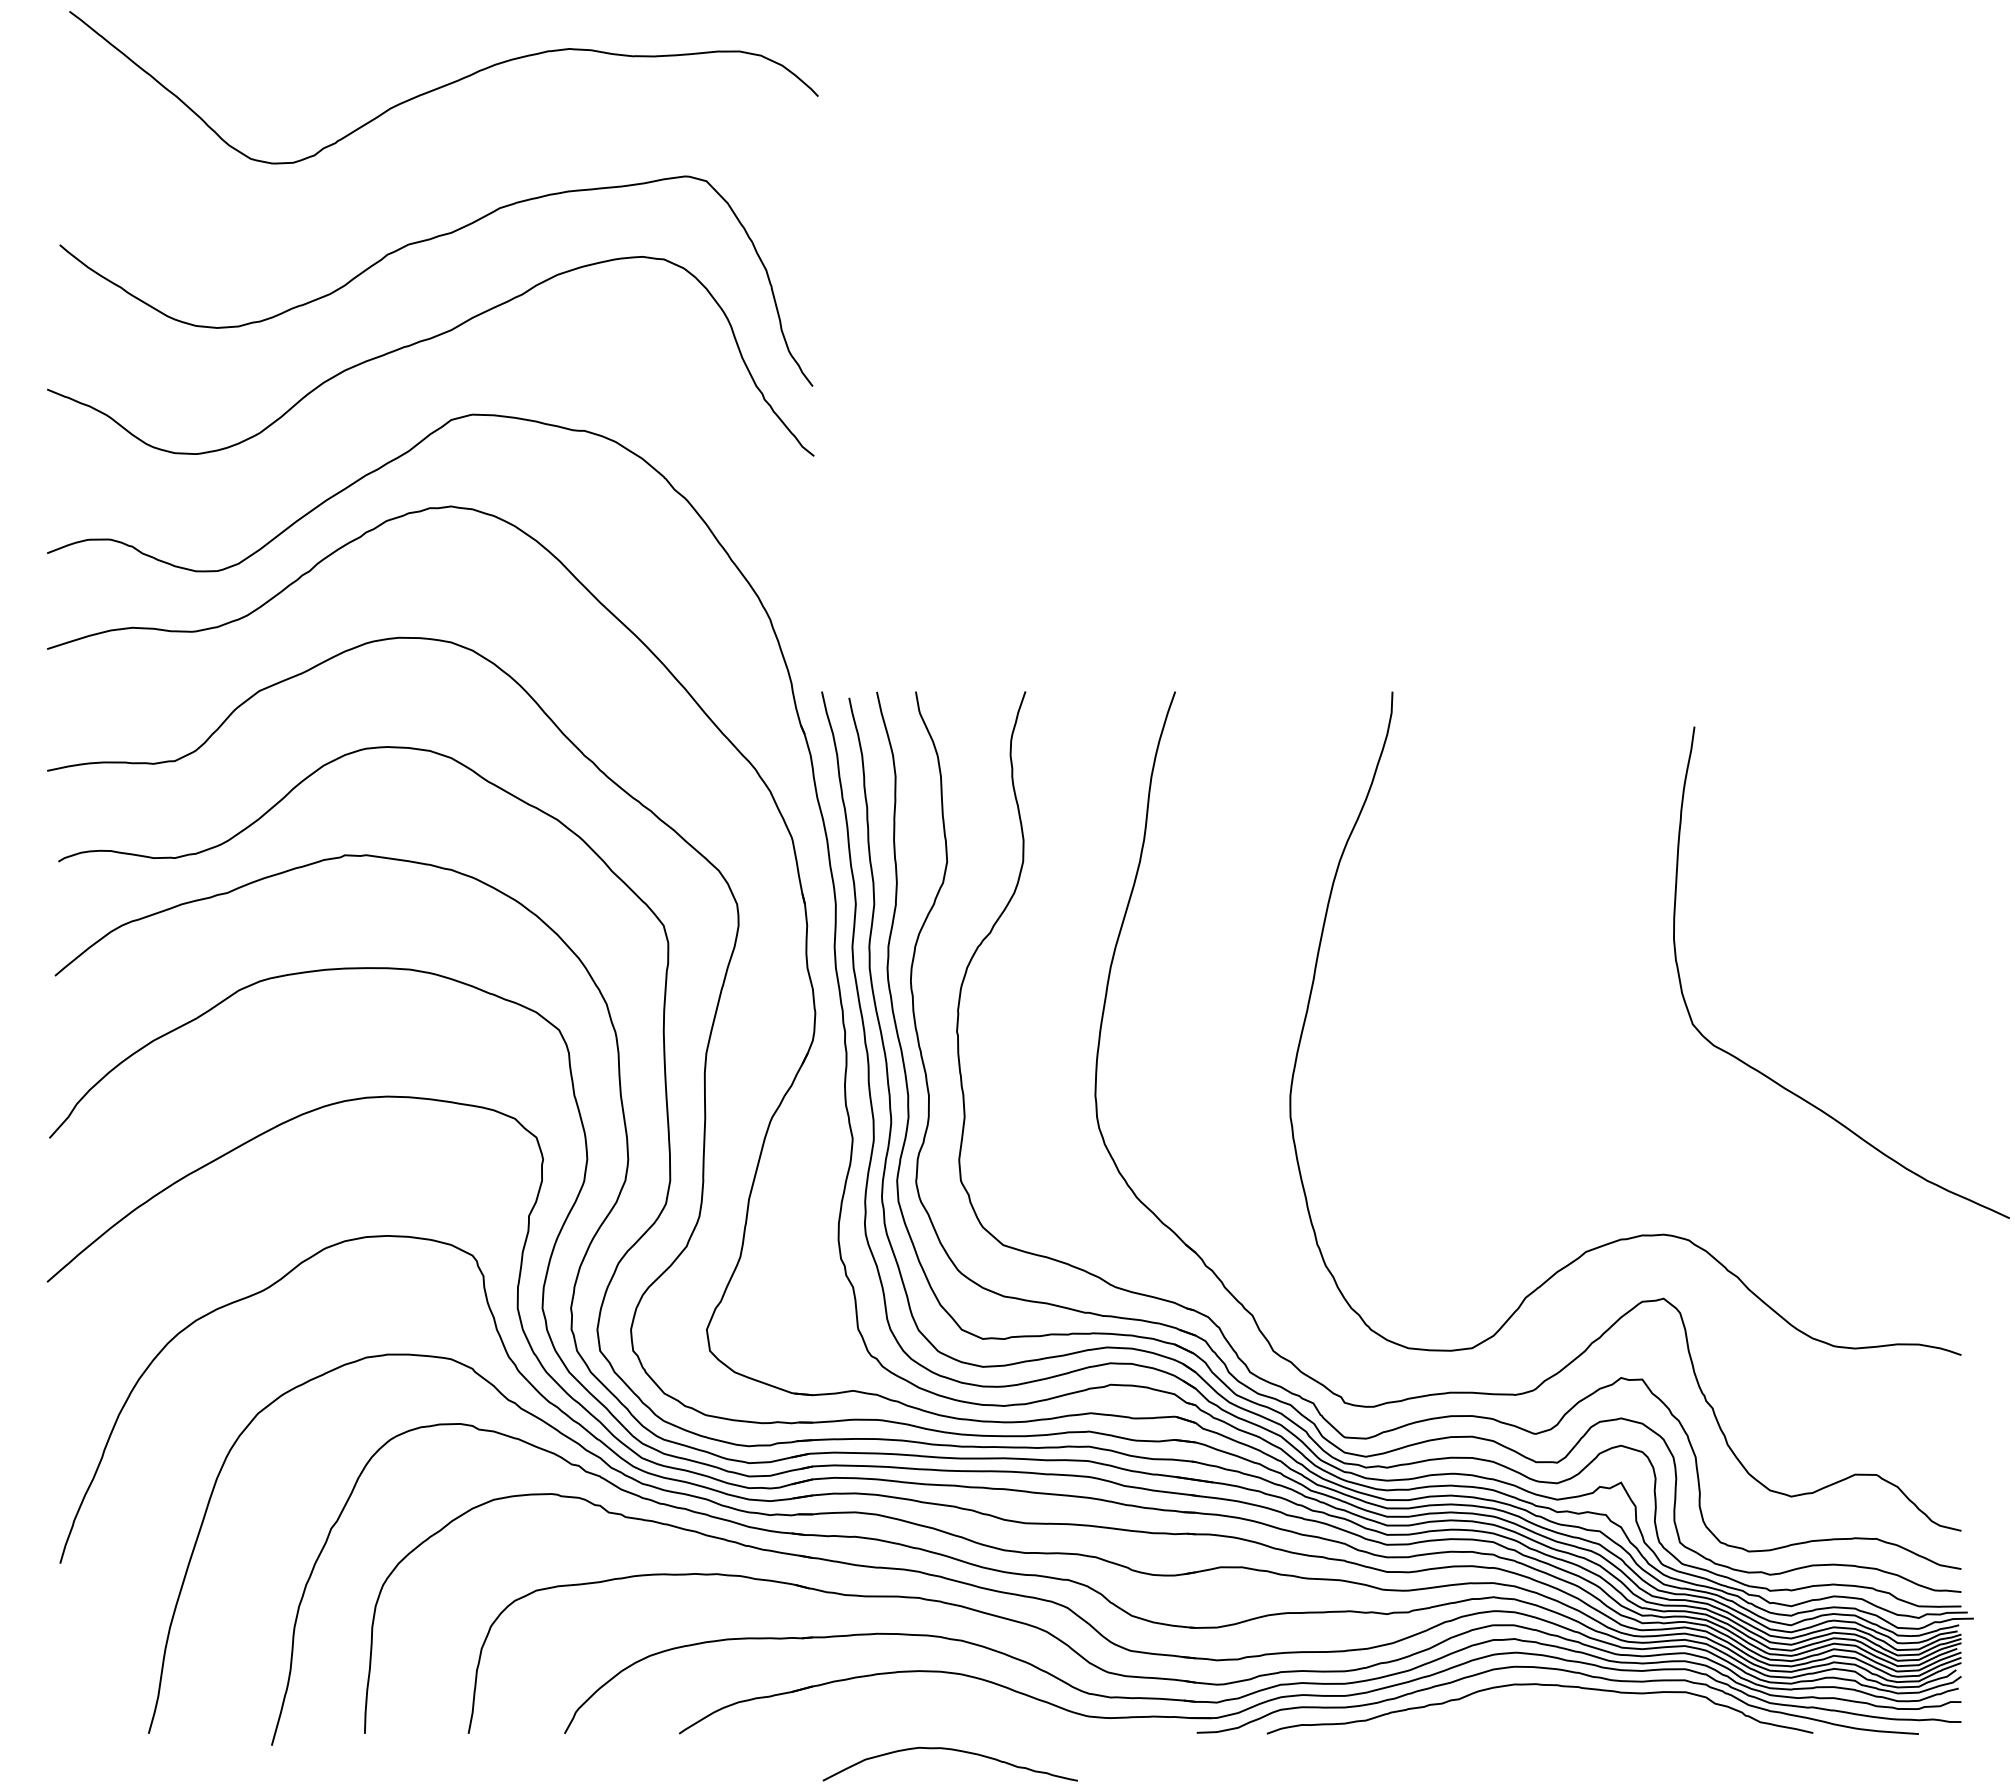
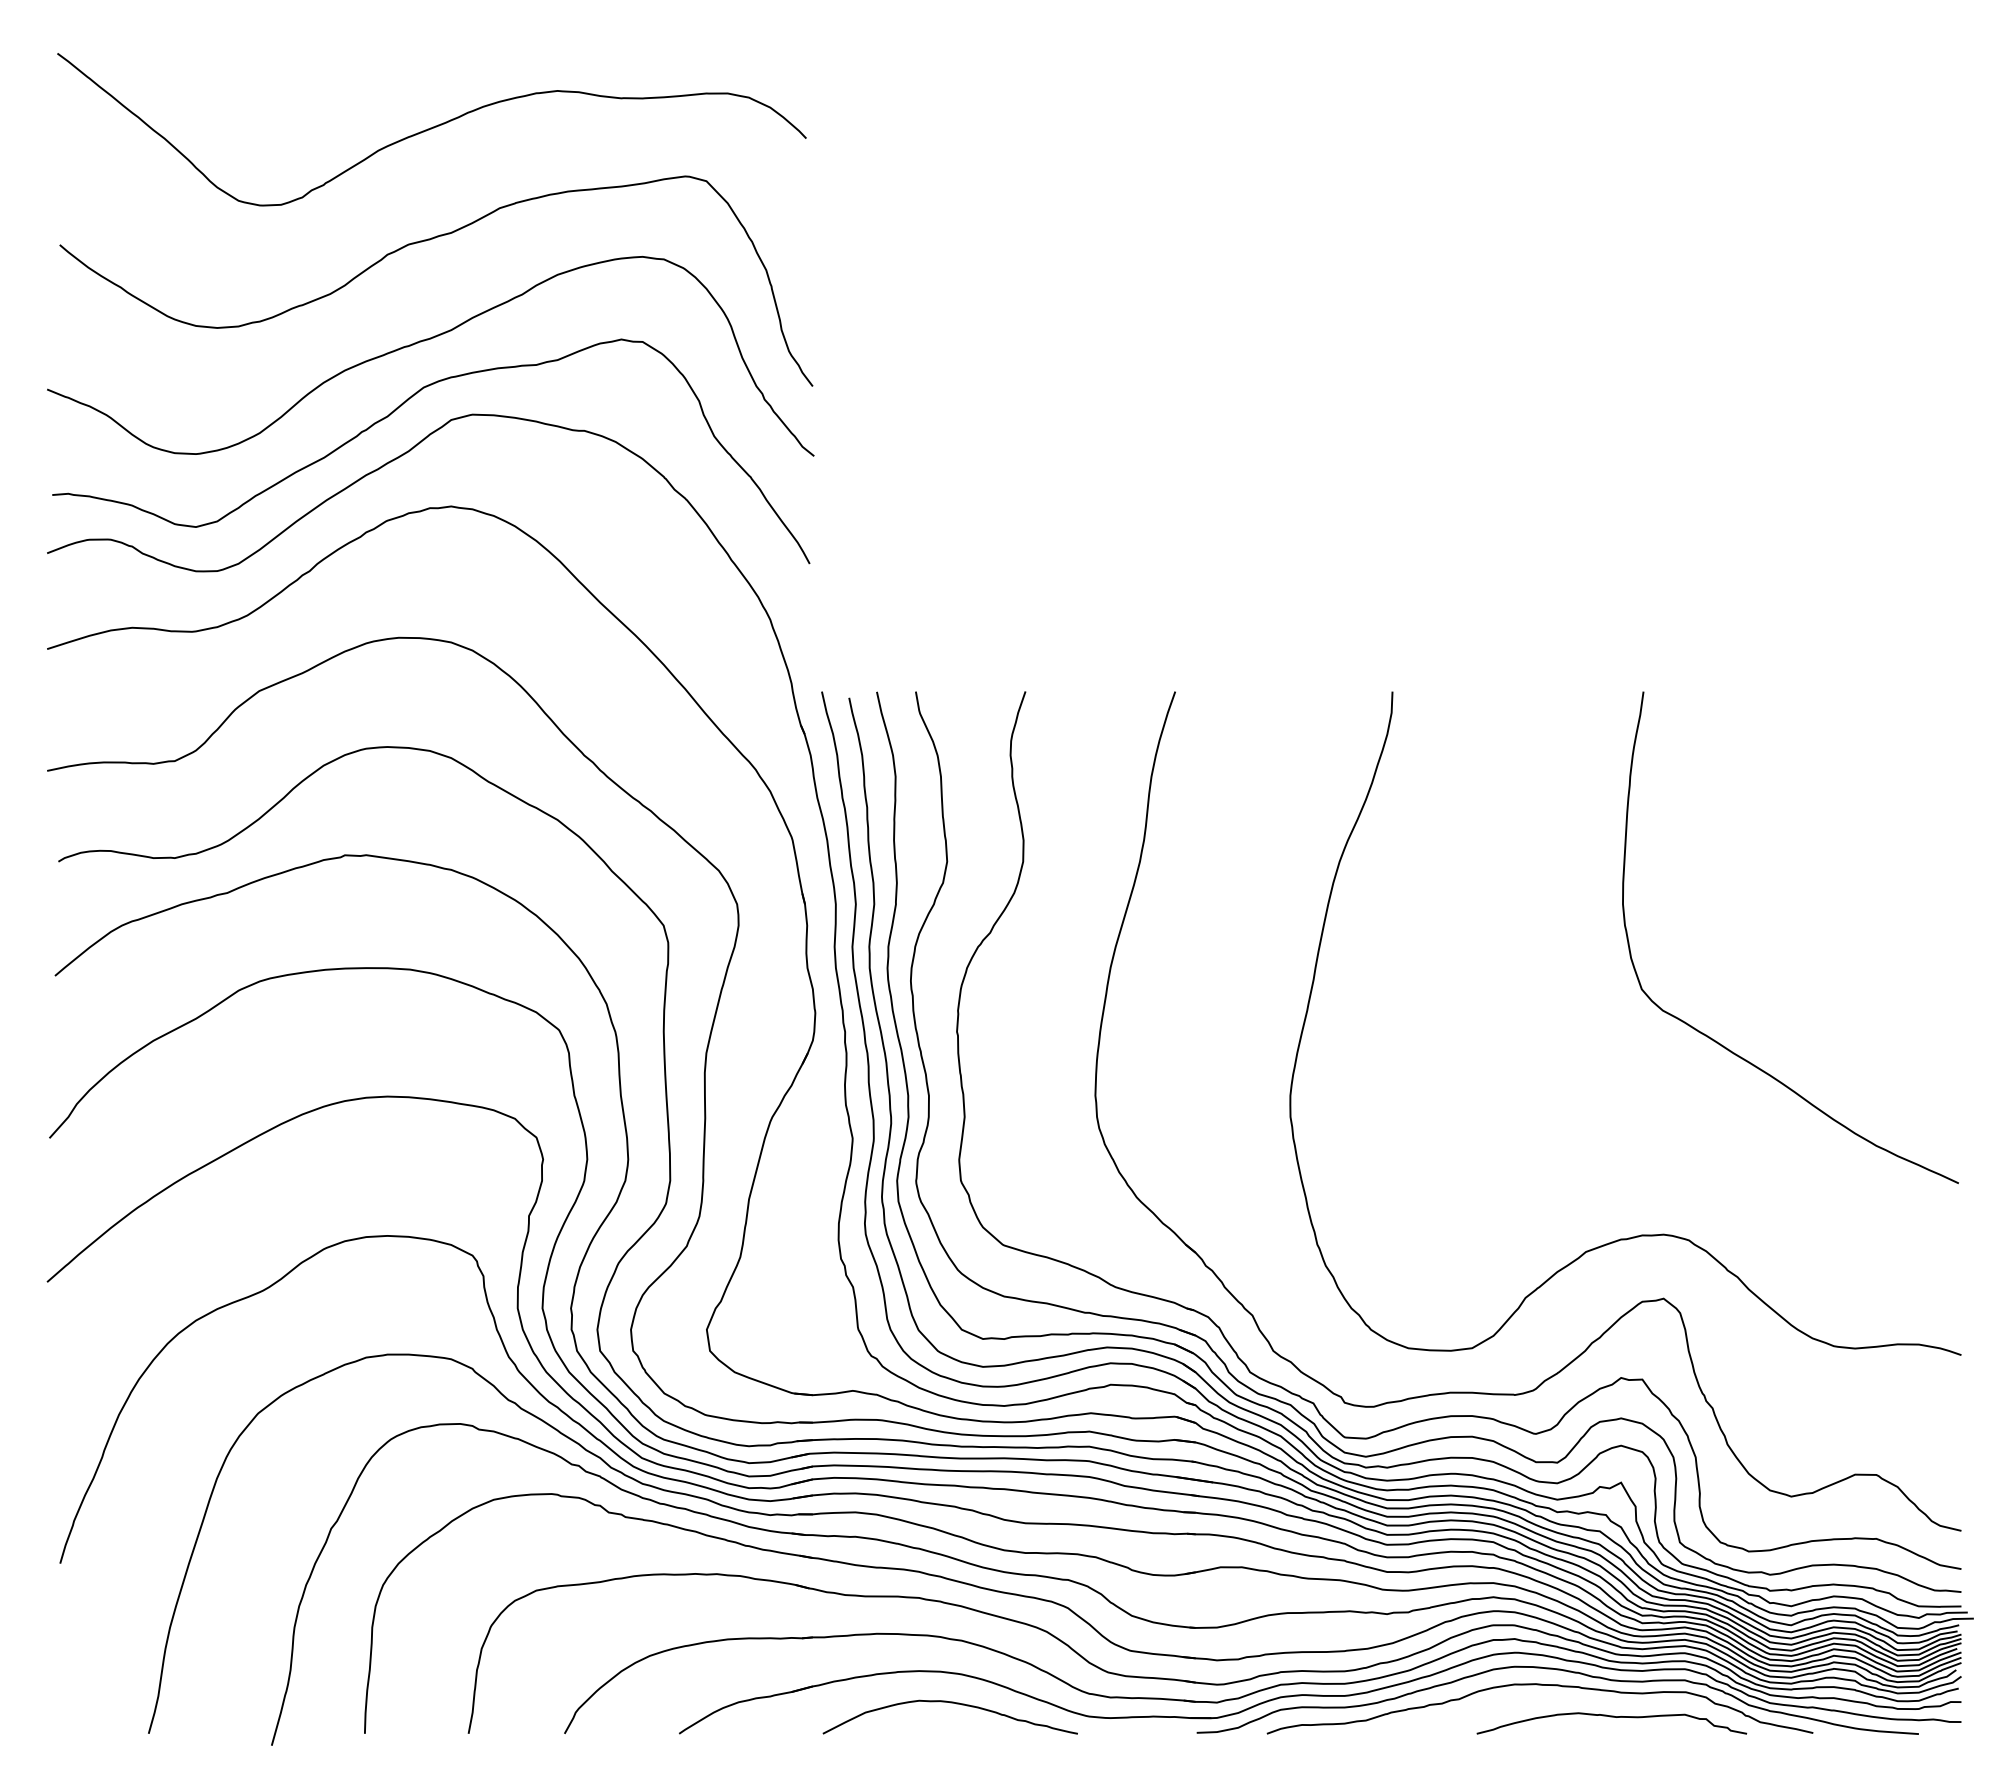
curve position: (443, 87) -> (431, 129) (431, 129)
curve: none -> present (395, 411)
curve position: (1770, 1077) -> (1719, 1042) (1719, 1042)
curve: none -> present (1611, 1717)
curve position: (950, 1750) -> (950, 1703) (950, 1703)
